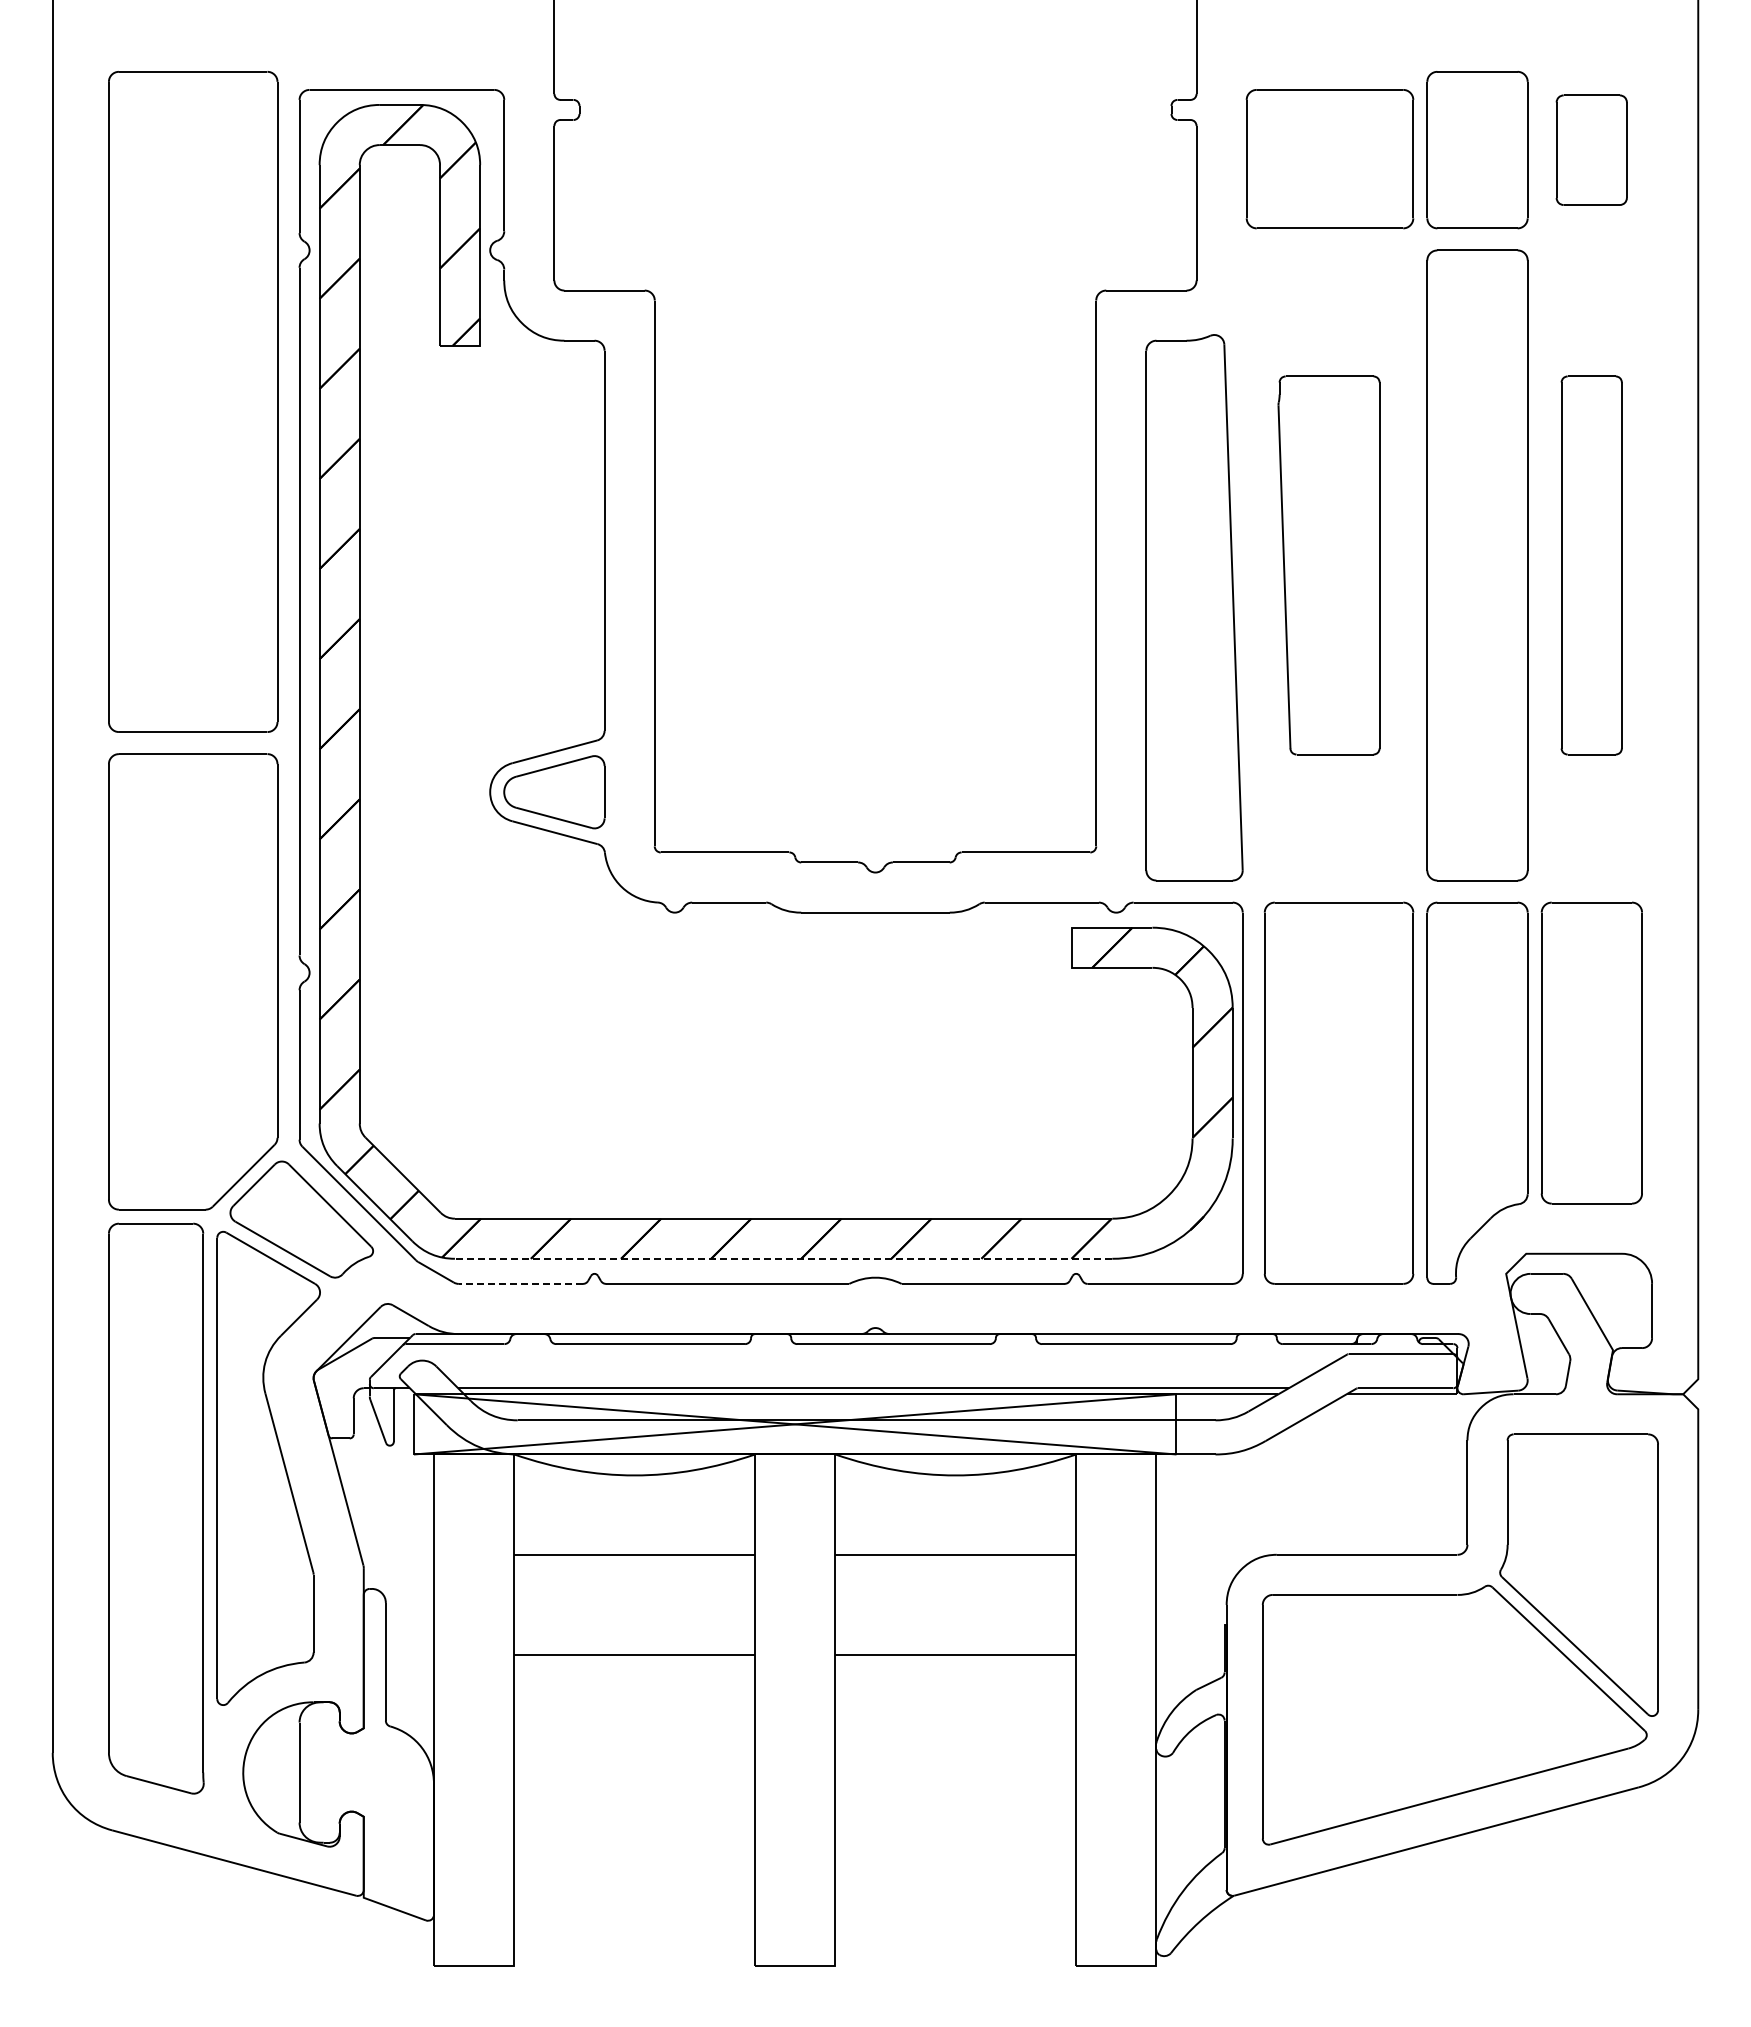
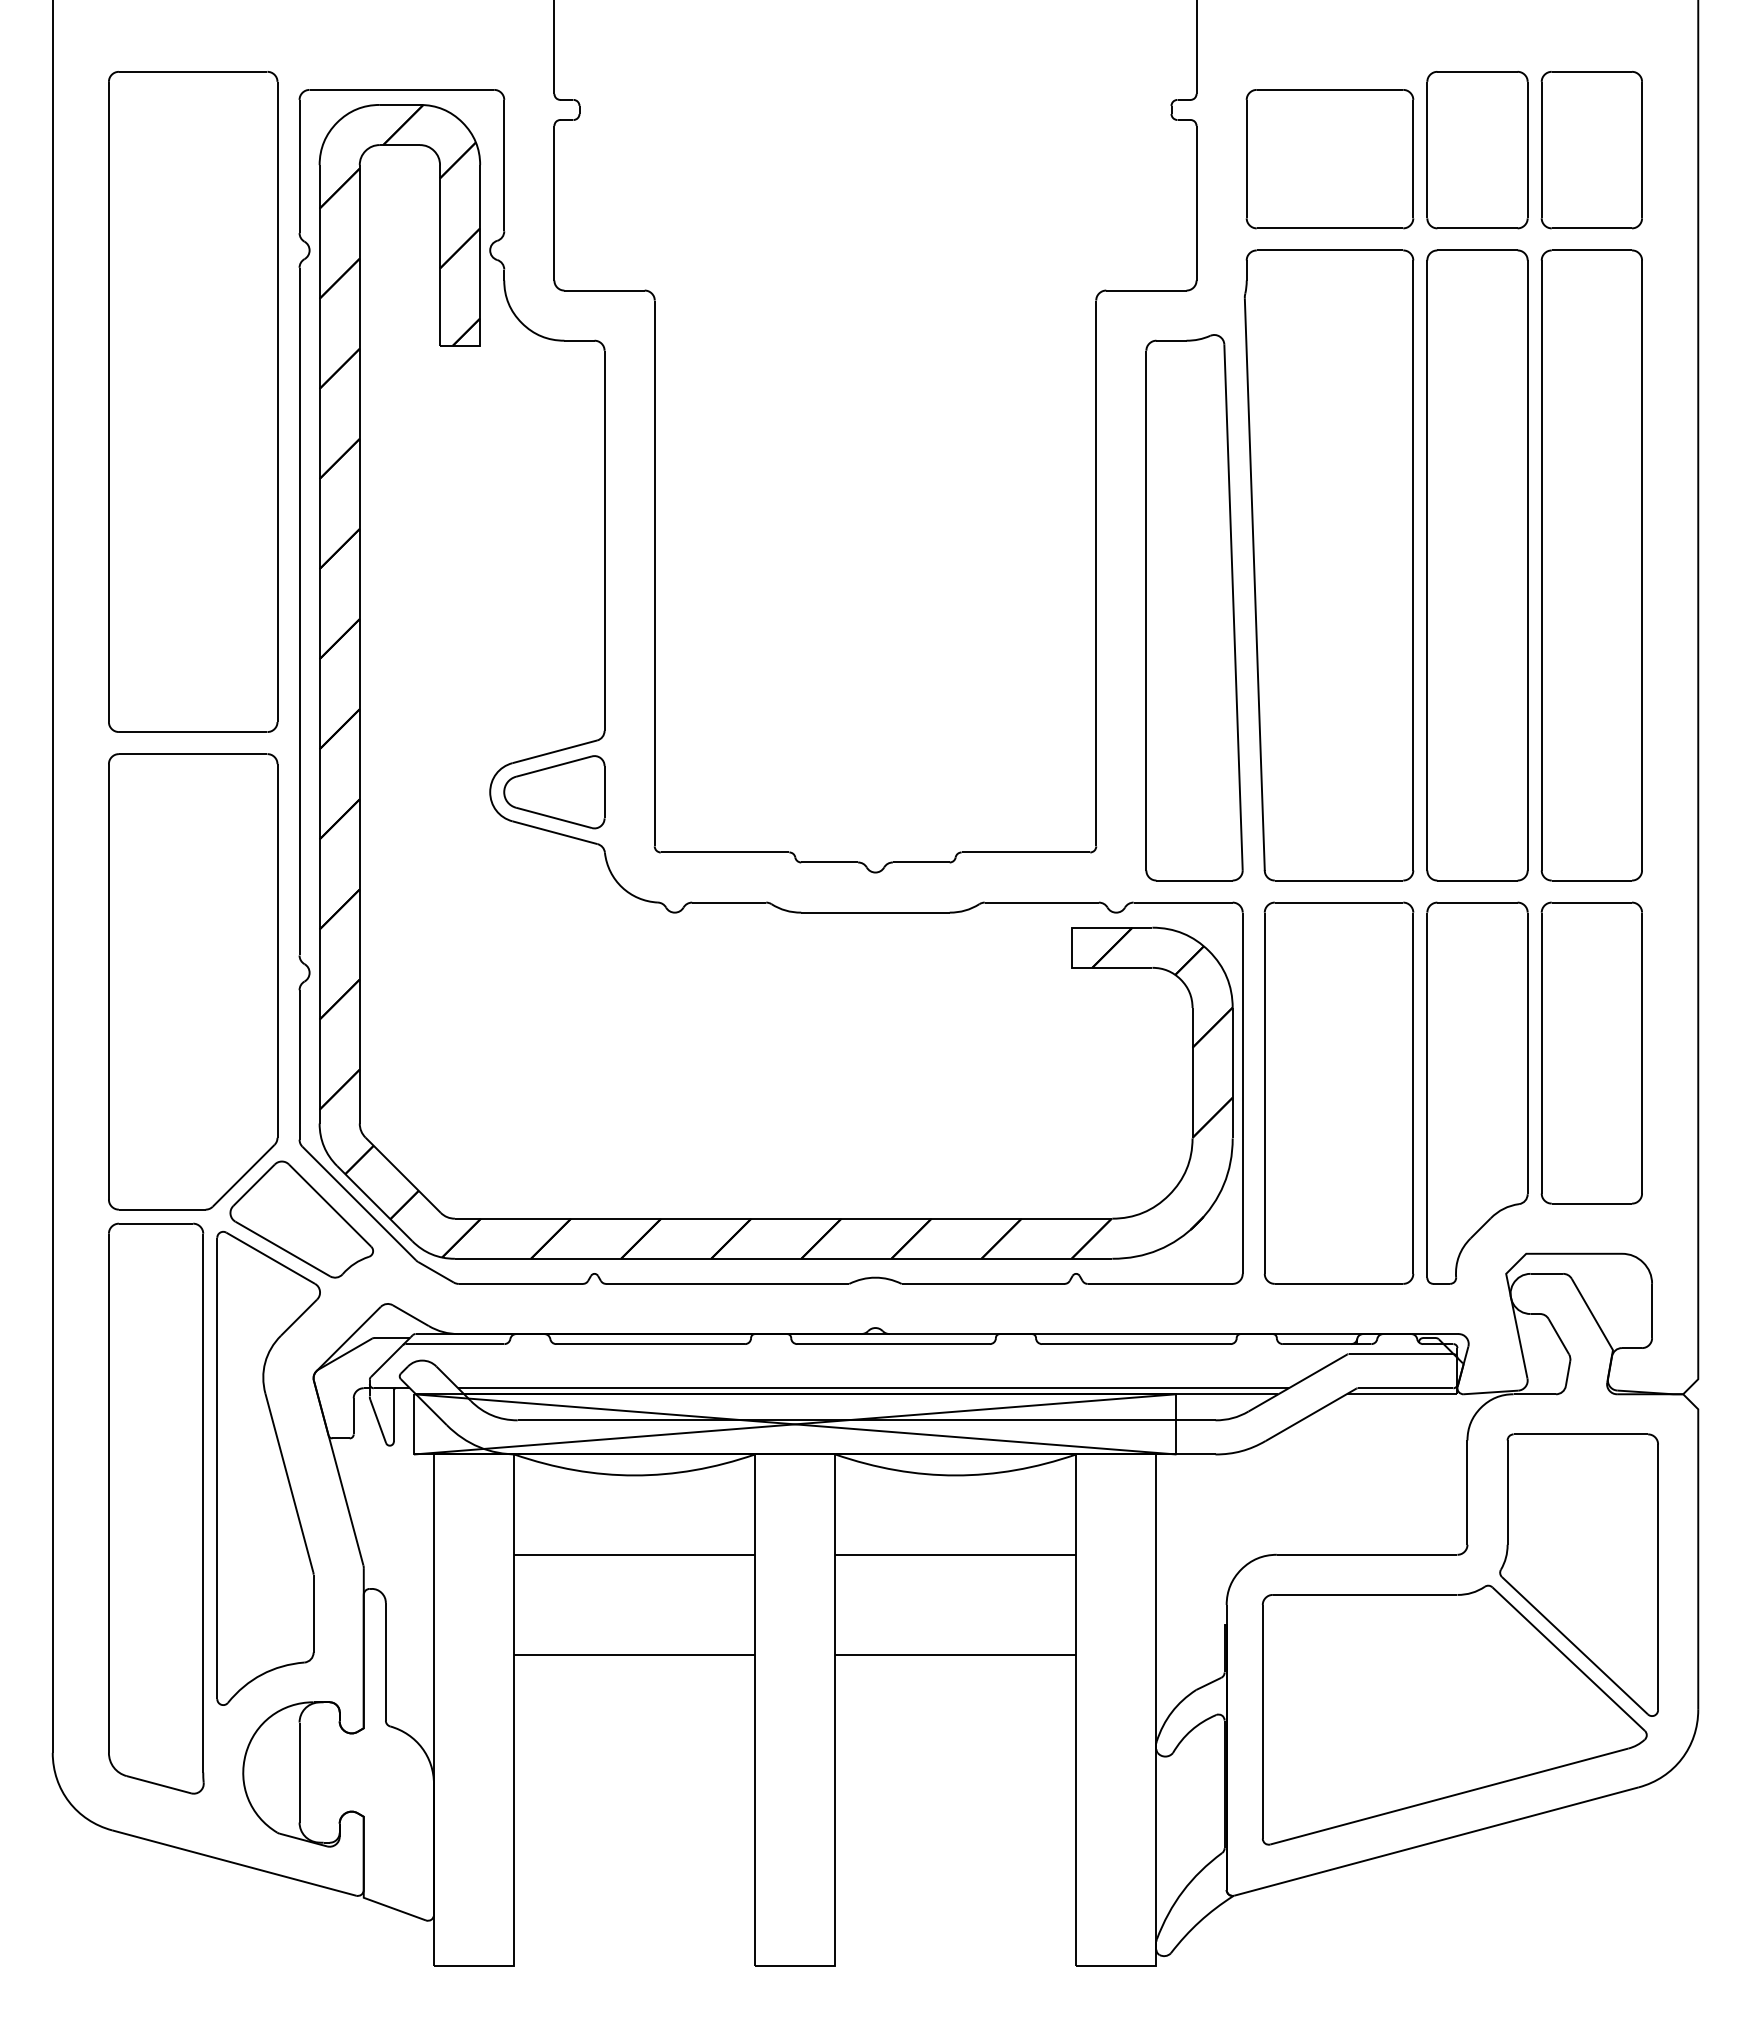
part size: 73x112 px -> 103x159 px (1591, 150)
part size: 104x381 px -> 172x633 px (1328, 565)
part size: 63x381 px -> 103x633 px (1591, 565)
line: dashed -> solid (783, 1258)
line: dashed -> solid (520, 1283)
